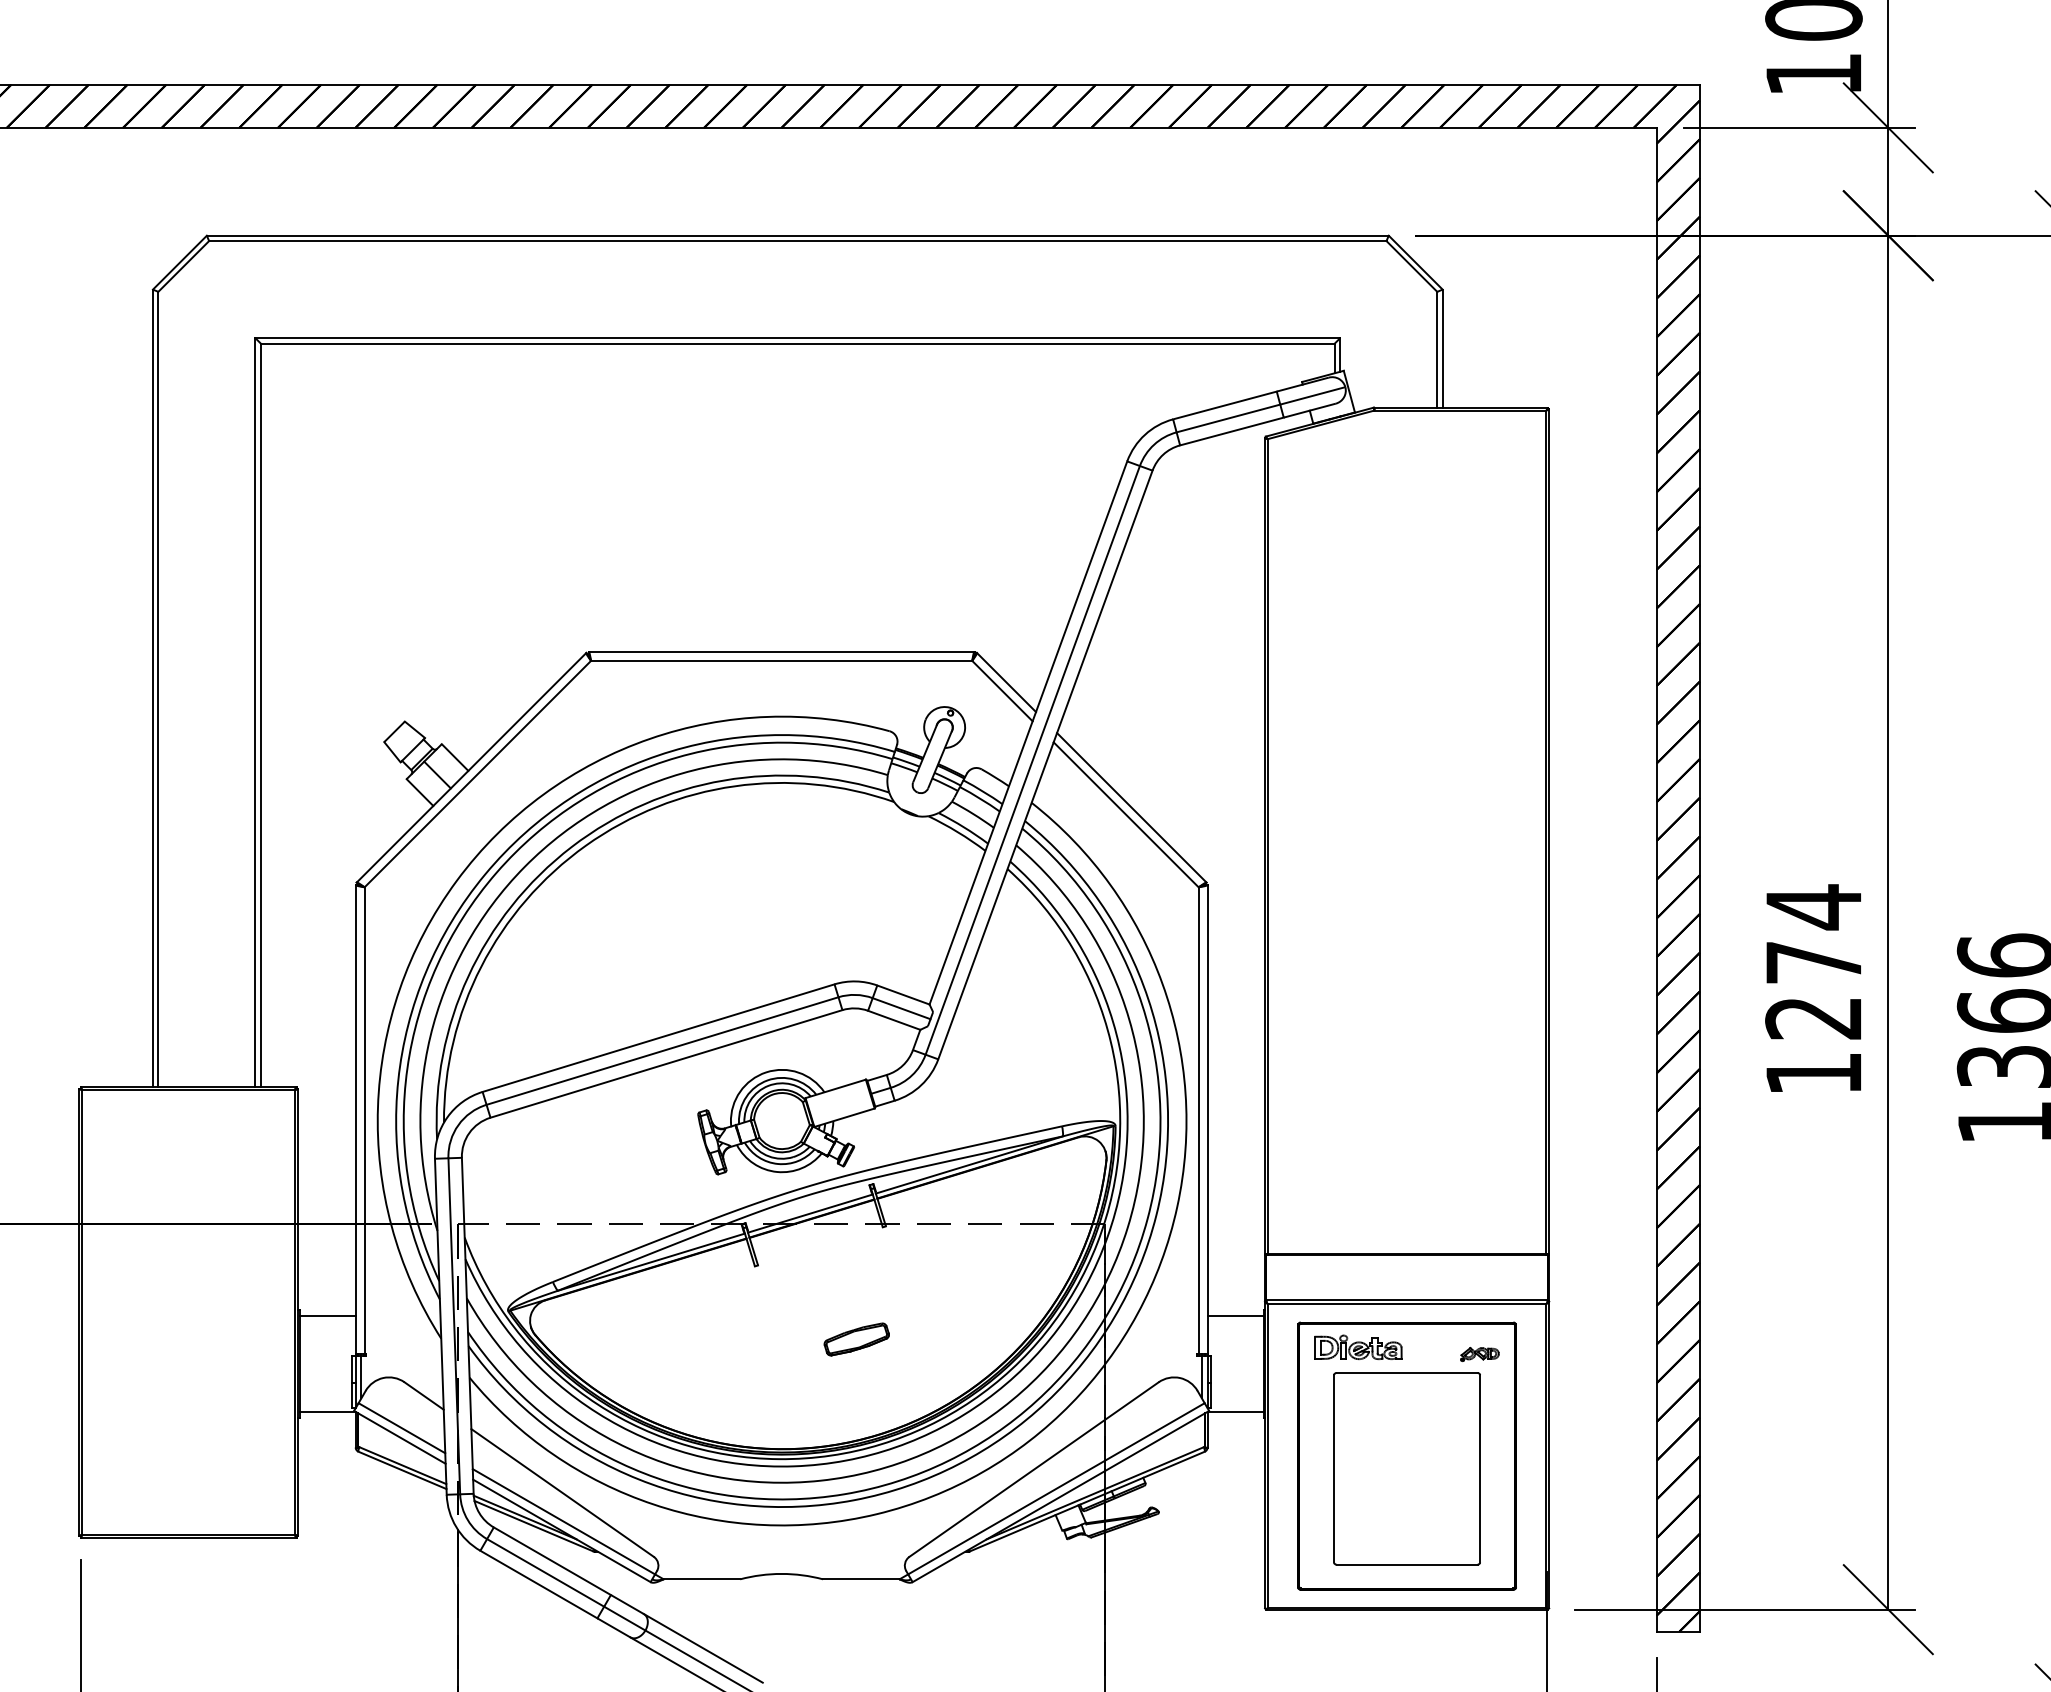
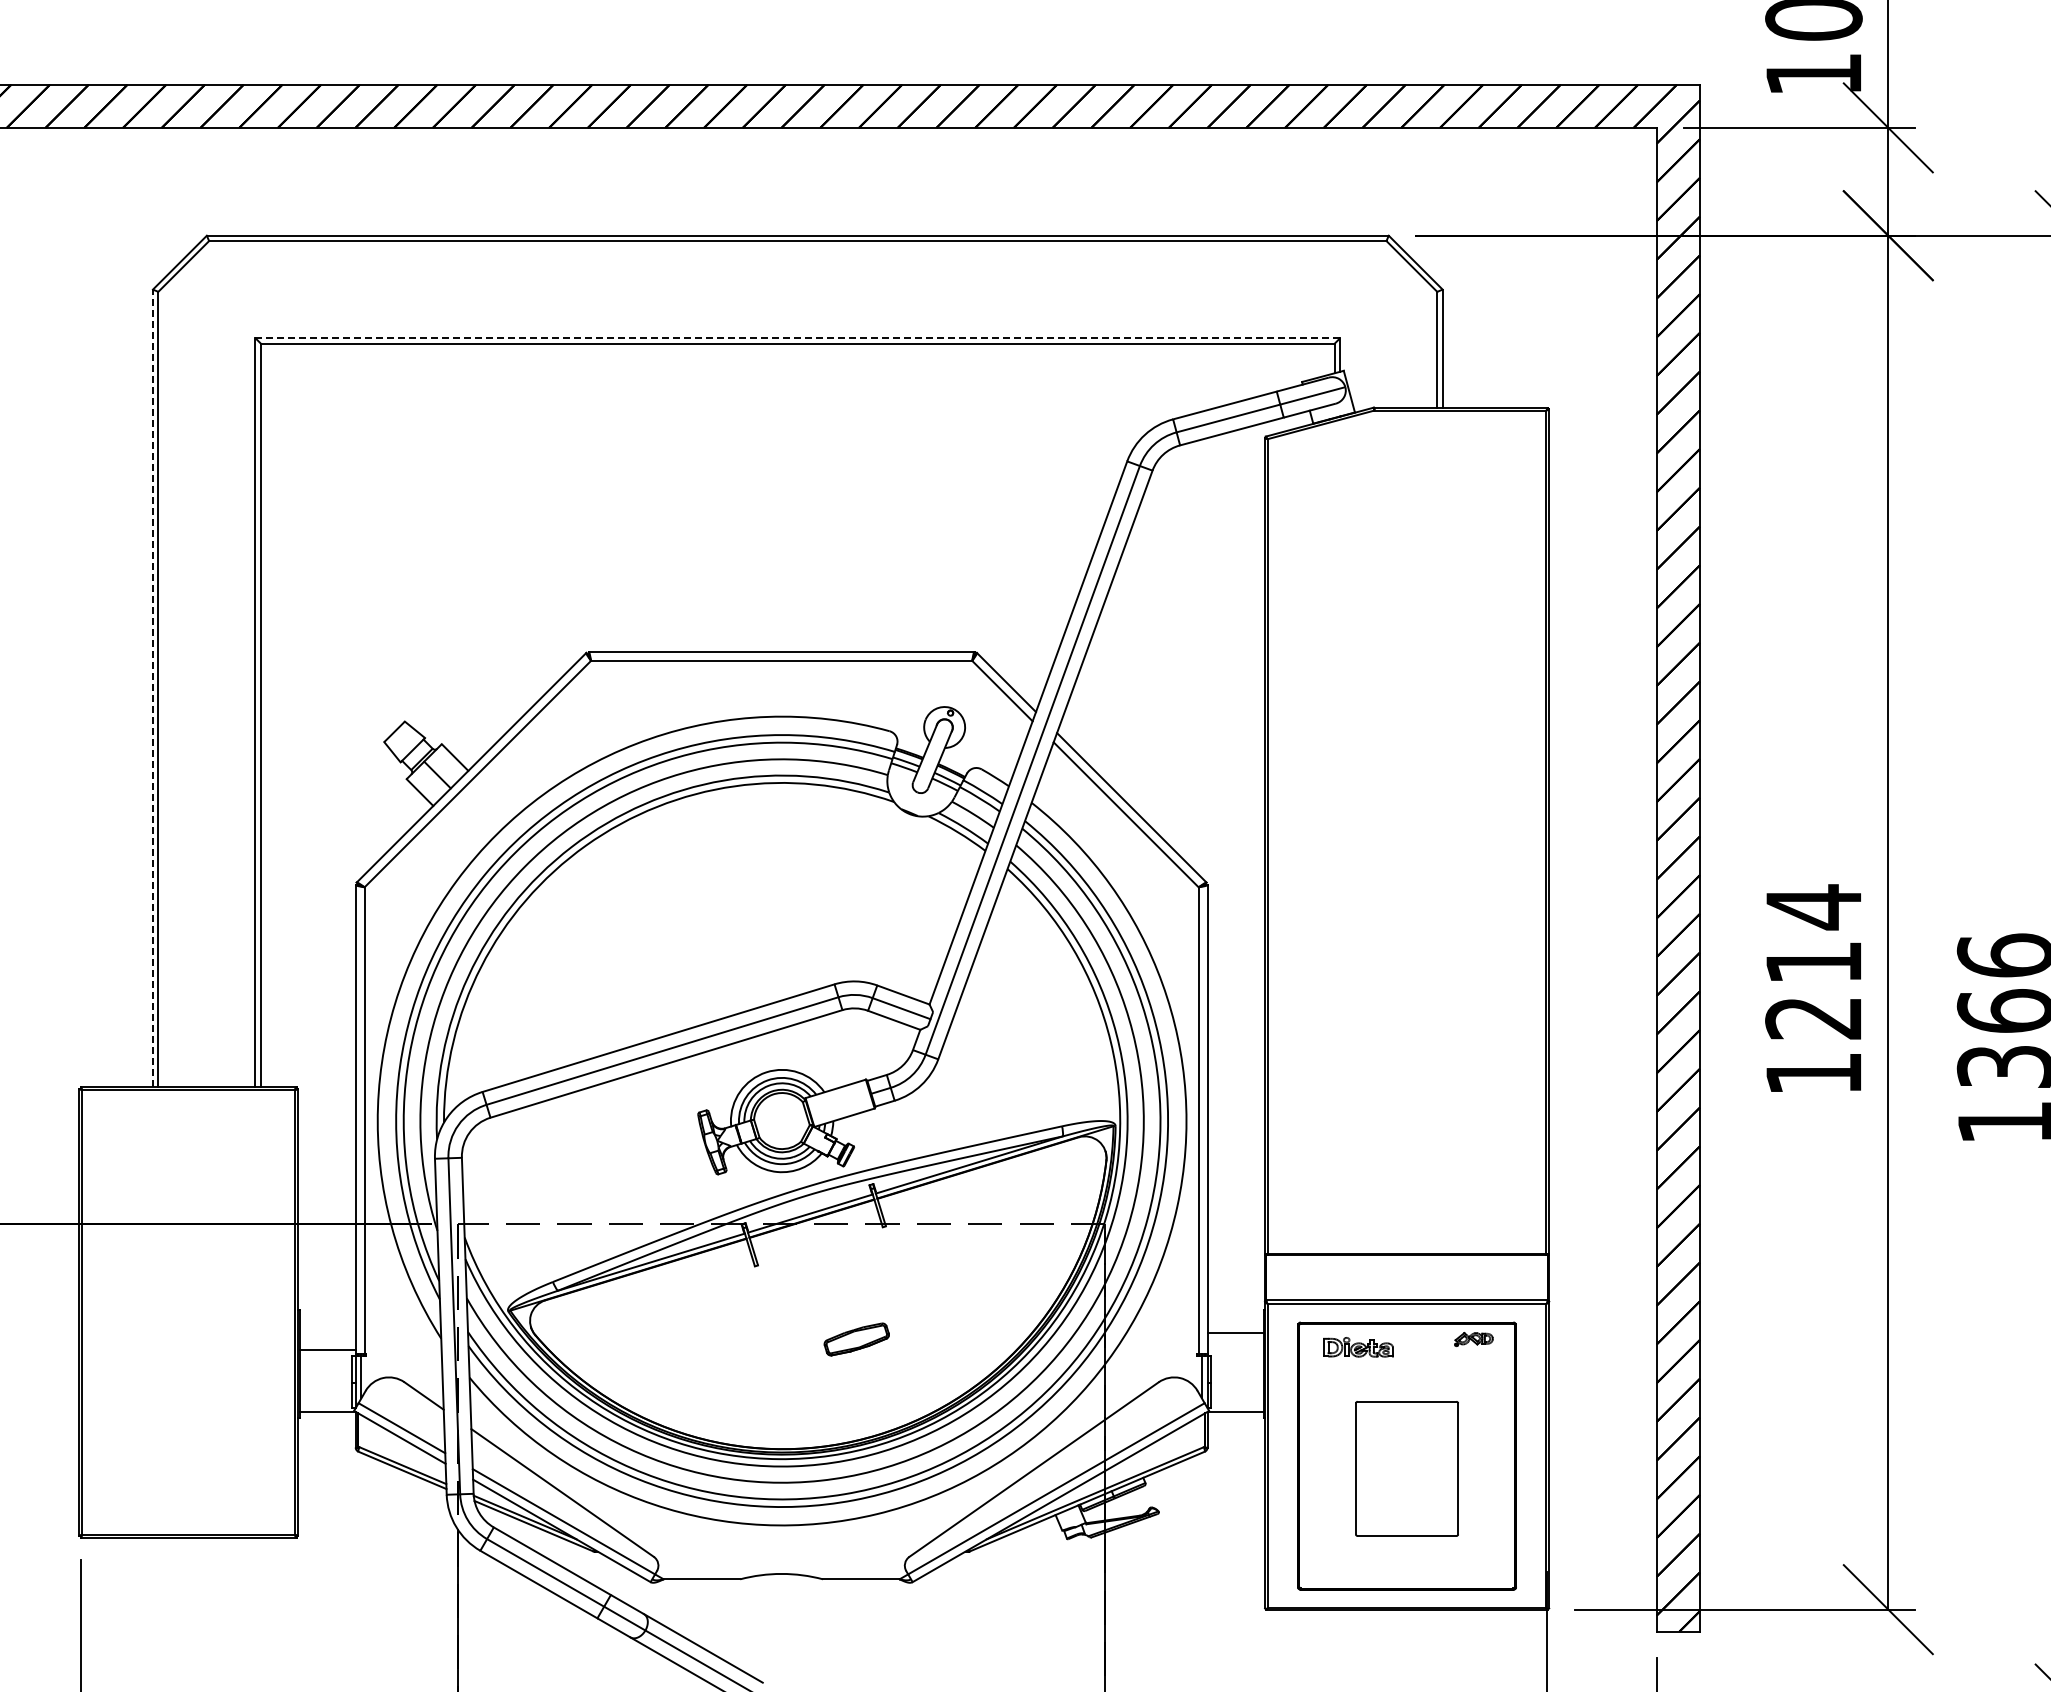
line: solid -> dashed (798, 338)
line: solid -> dashed (152, 688)
text: 1274 -> 1214 (1813, 962)
line position: (327, 1315) -> (327, 1349) (327, 1349)
line position: (1235, 1315) -> (1235, 1332) (1235, 1332)
part size: 89x26 px -> 71x21 px (1358, 1347)
part position: (1479, 1354) -> (1473, 1339) (1473, 1339)
part size: 148x194 px -> 104x136 px (1406, 1468)
